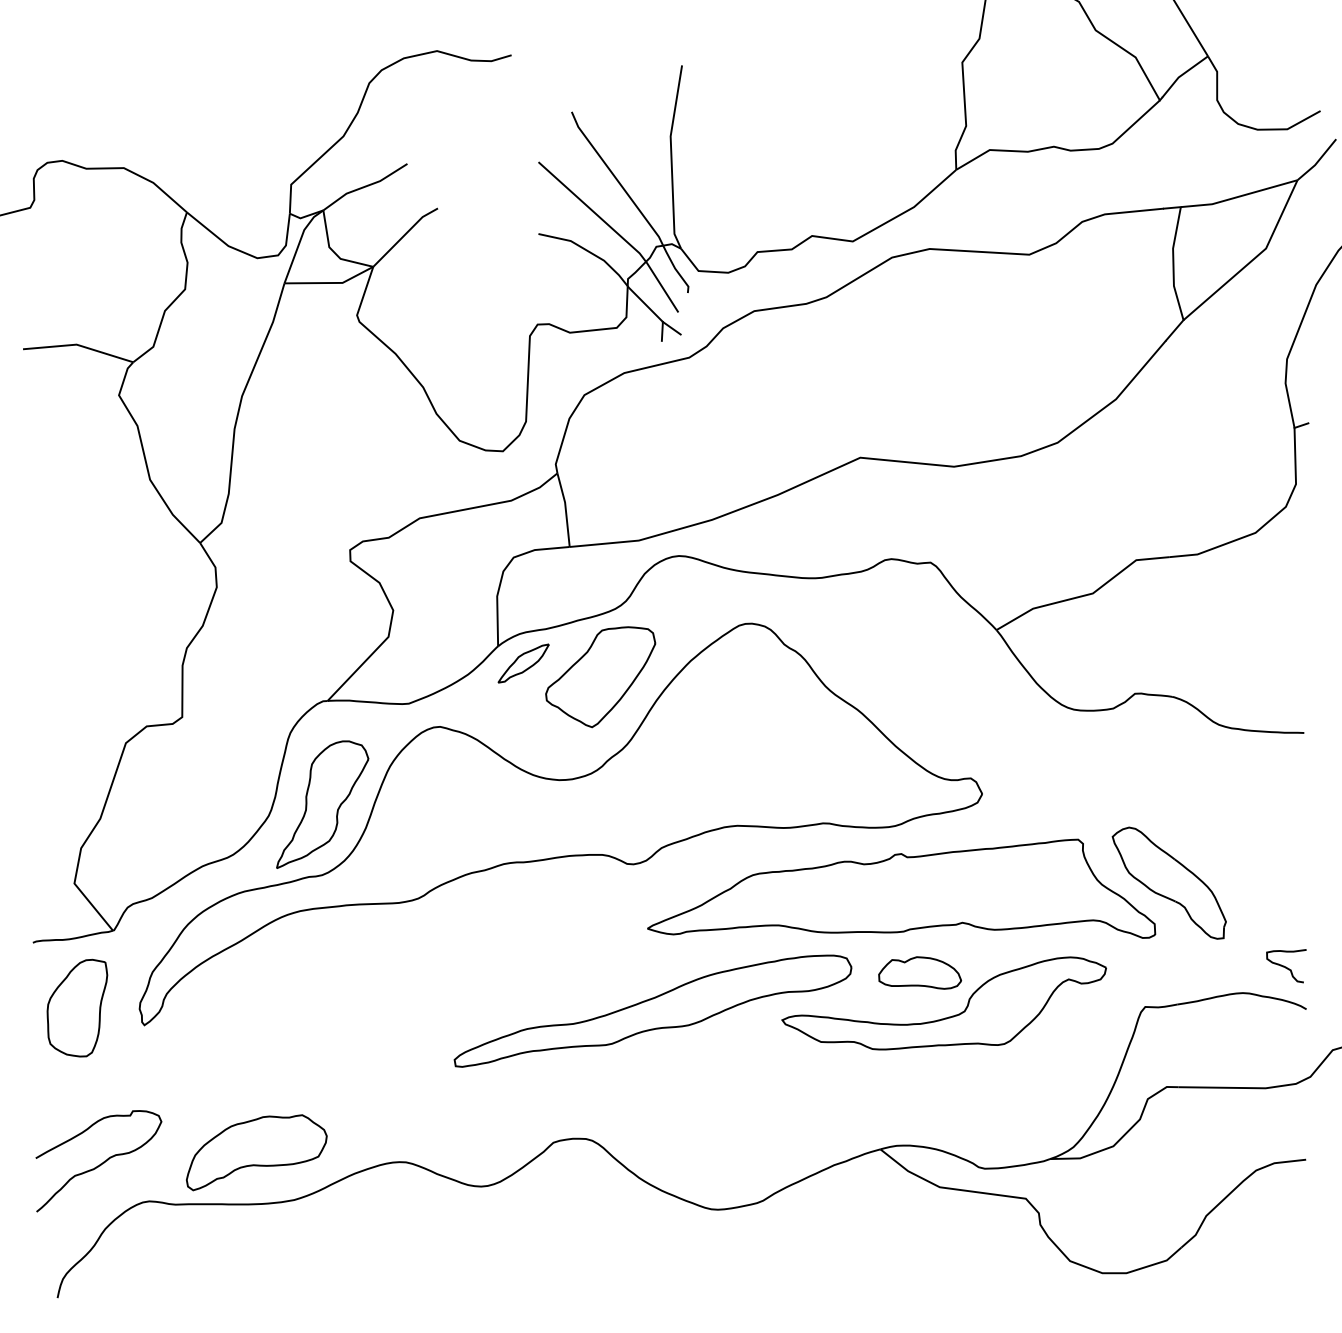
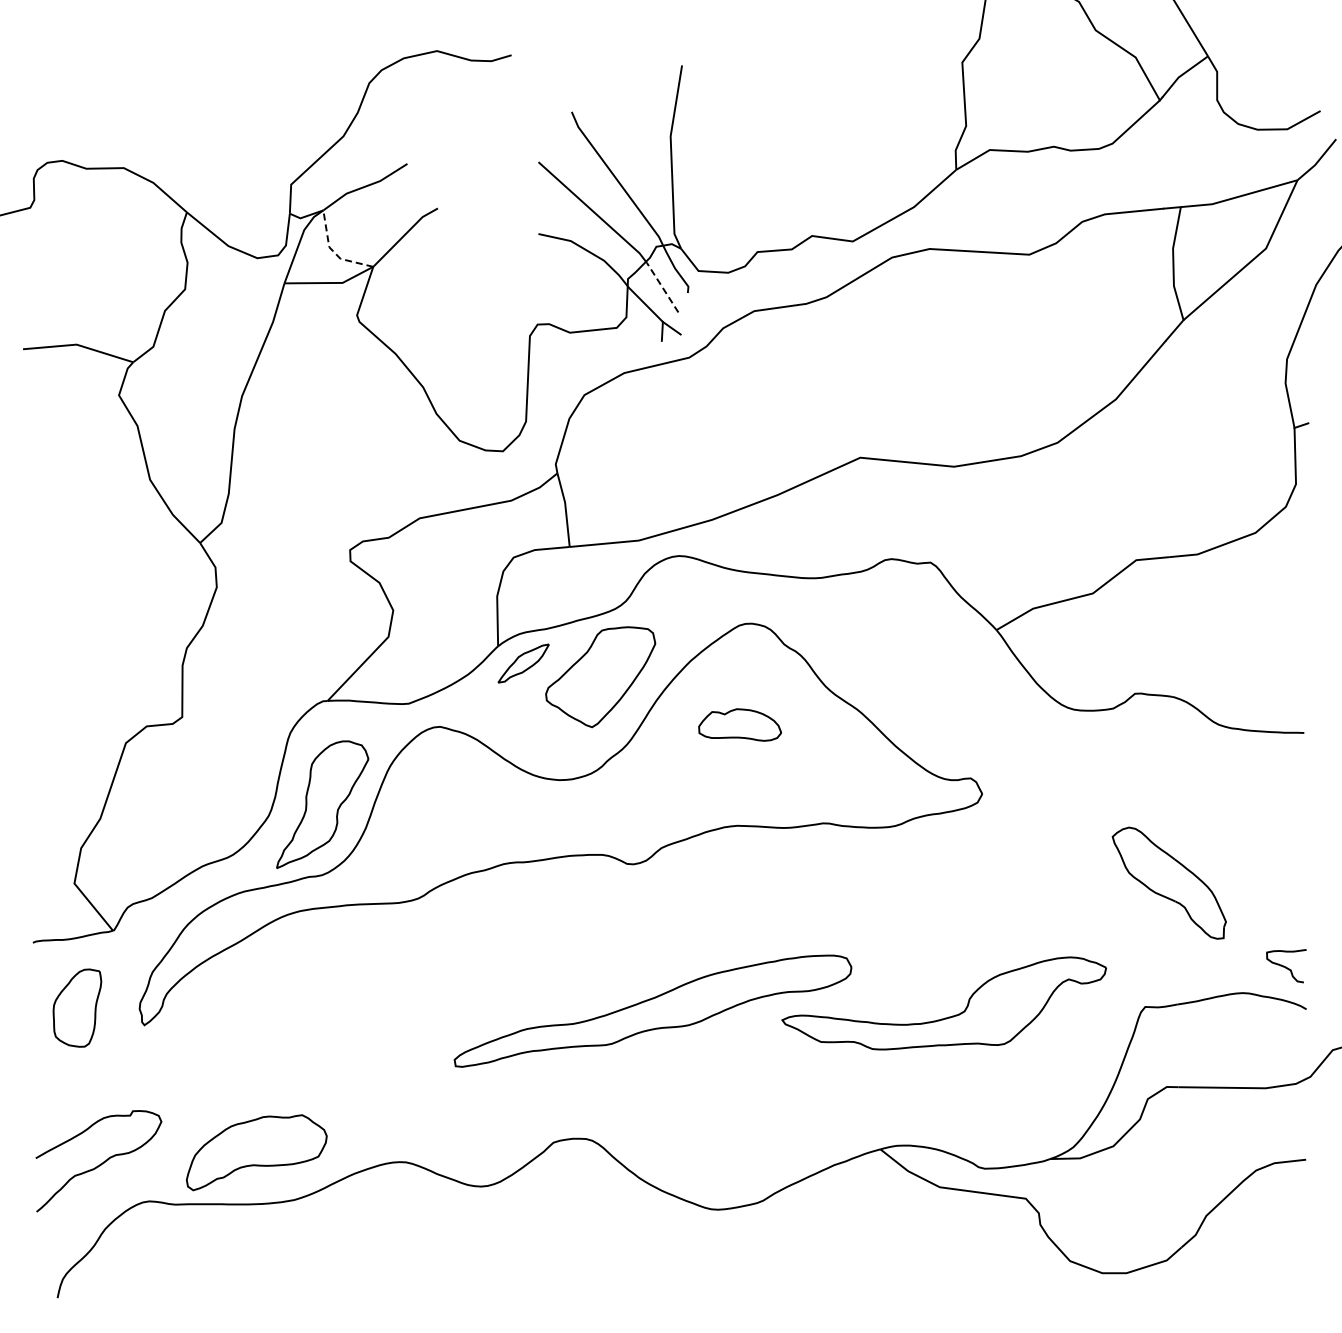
line: solid -> dashed (333, 251)
line: solid -> dashed (661, 286)
part: present -> none (901, 888)
part position: (920, 972) -> (740, 724) (740, 724)
part size: 63x100 px -> 51x80 px (77, 1007)
